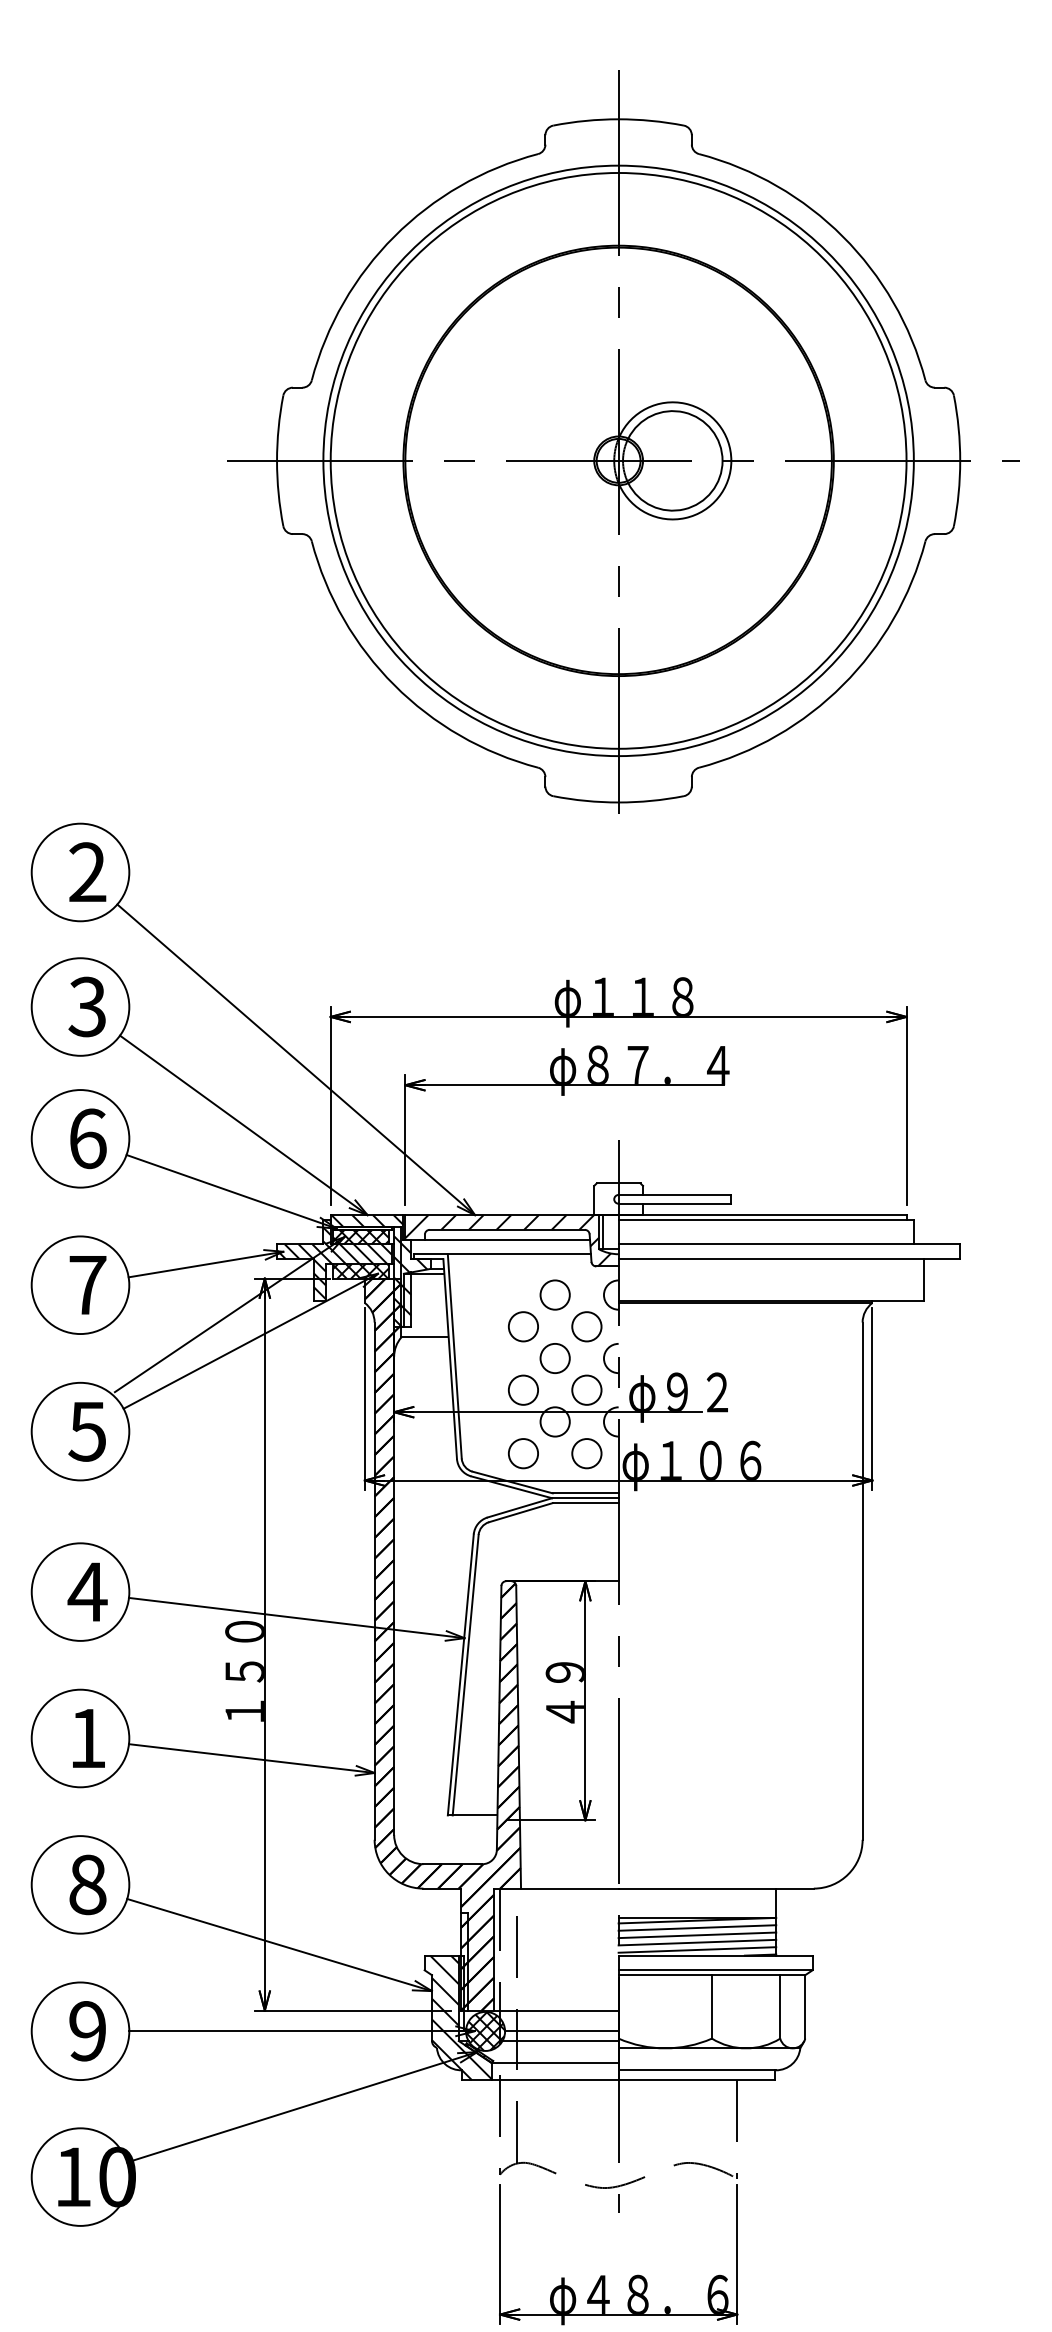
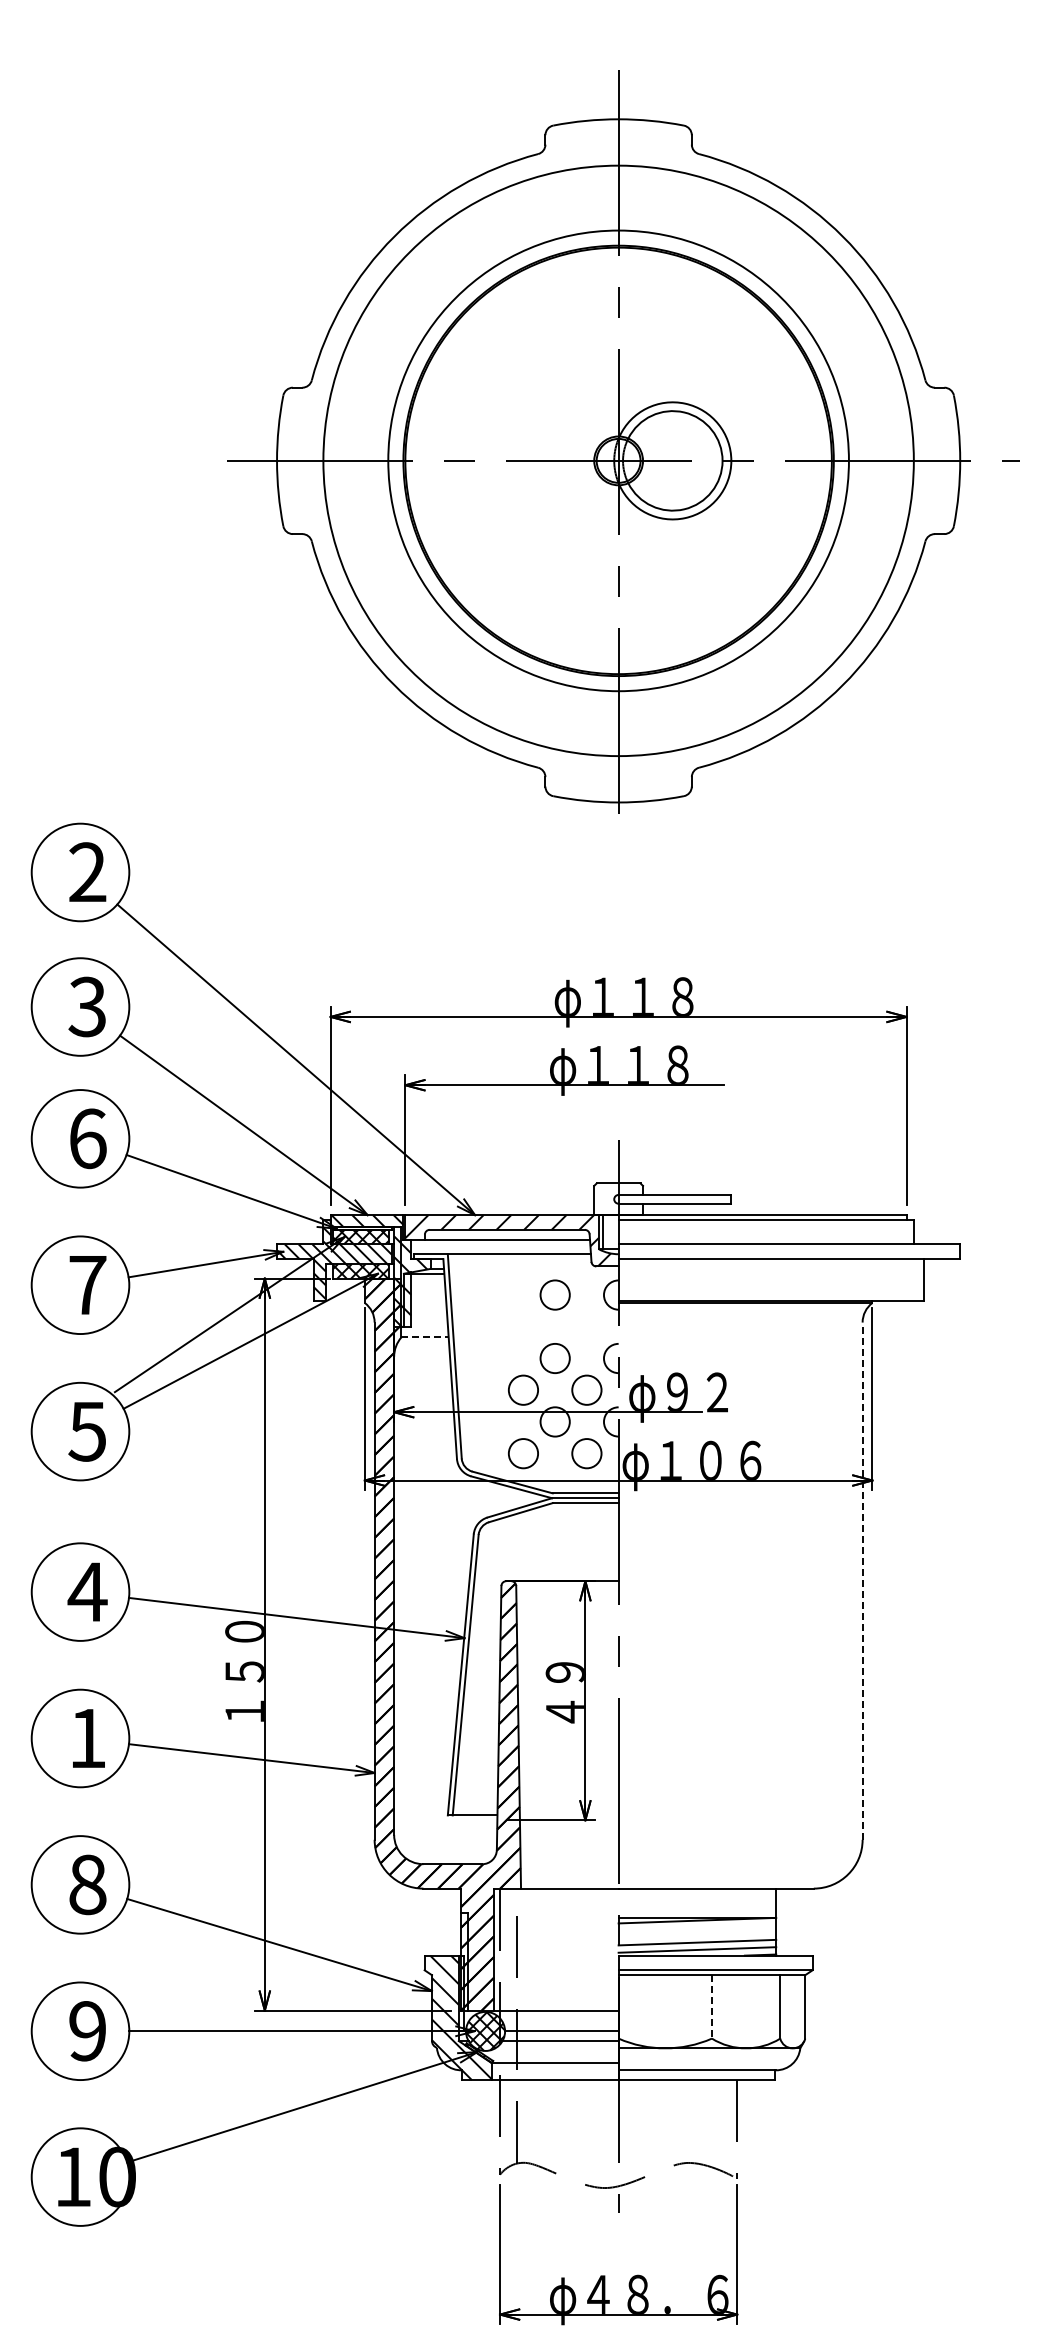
circle diameter: 576 px -> 461 px (618, 460)
text: φ８７．４ -> φ１１８ (658, 1064)
circle: present -> none (523, 1326)
circle: present -> none (586, 1326)
line: solid -> dashed (425, 1337)
line: solid -> dashed (862, 1581)
line: present -> none (697, 1927)
line: present -> none (697, 1935)
line: solid -> dashed (711, 2006)
